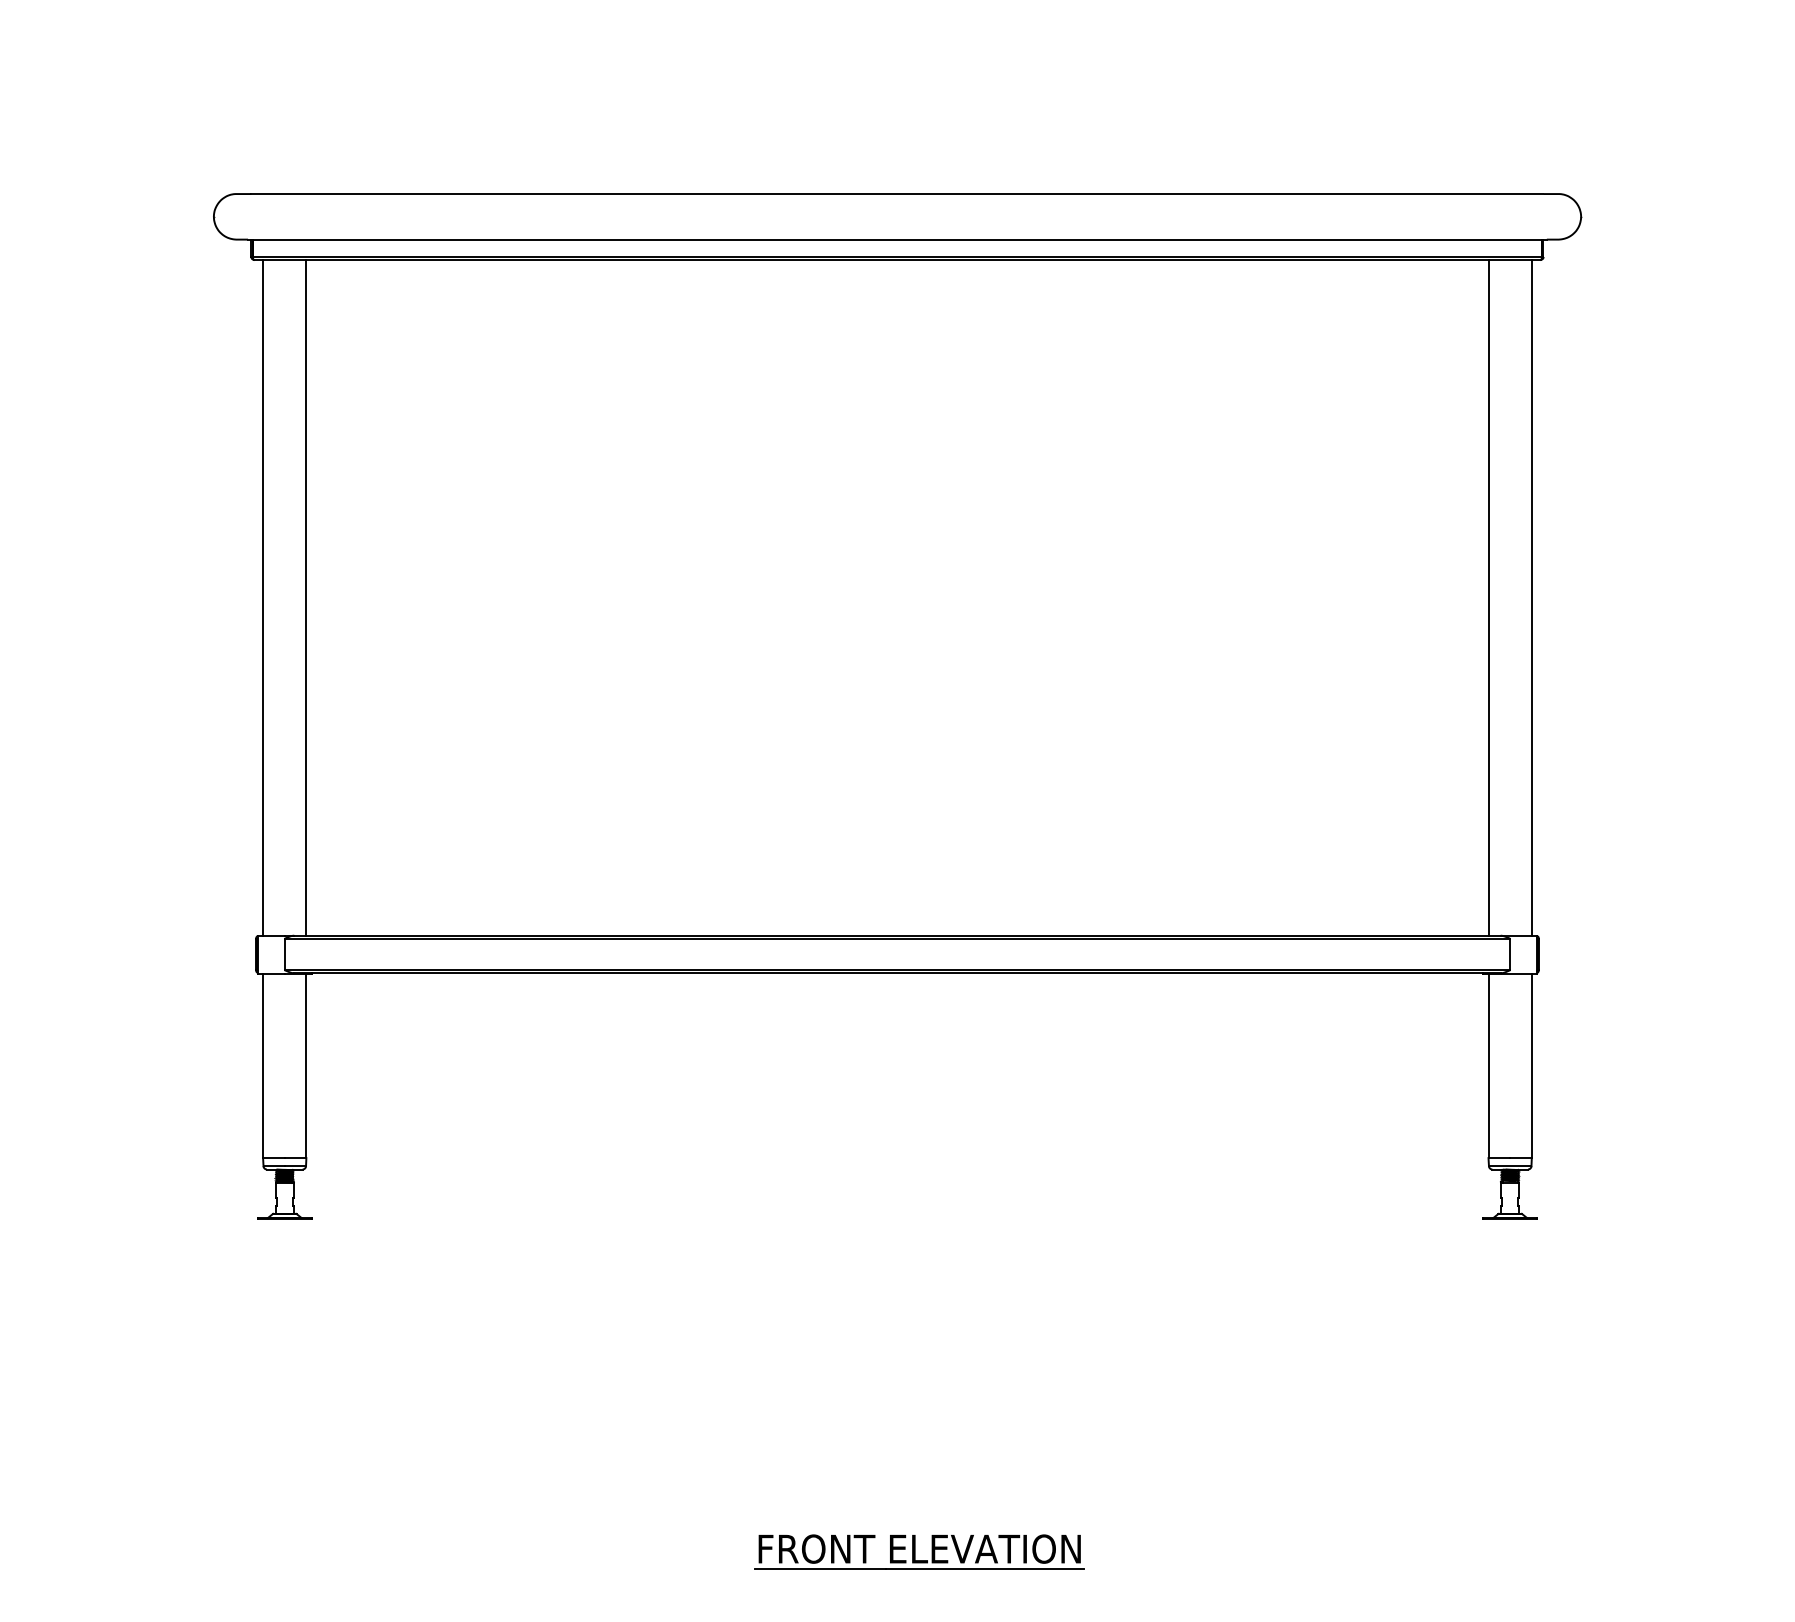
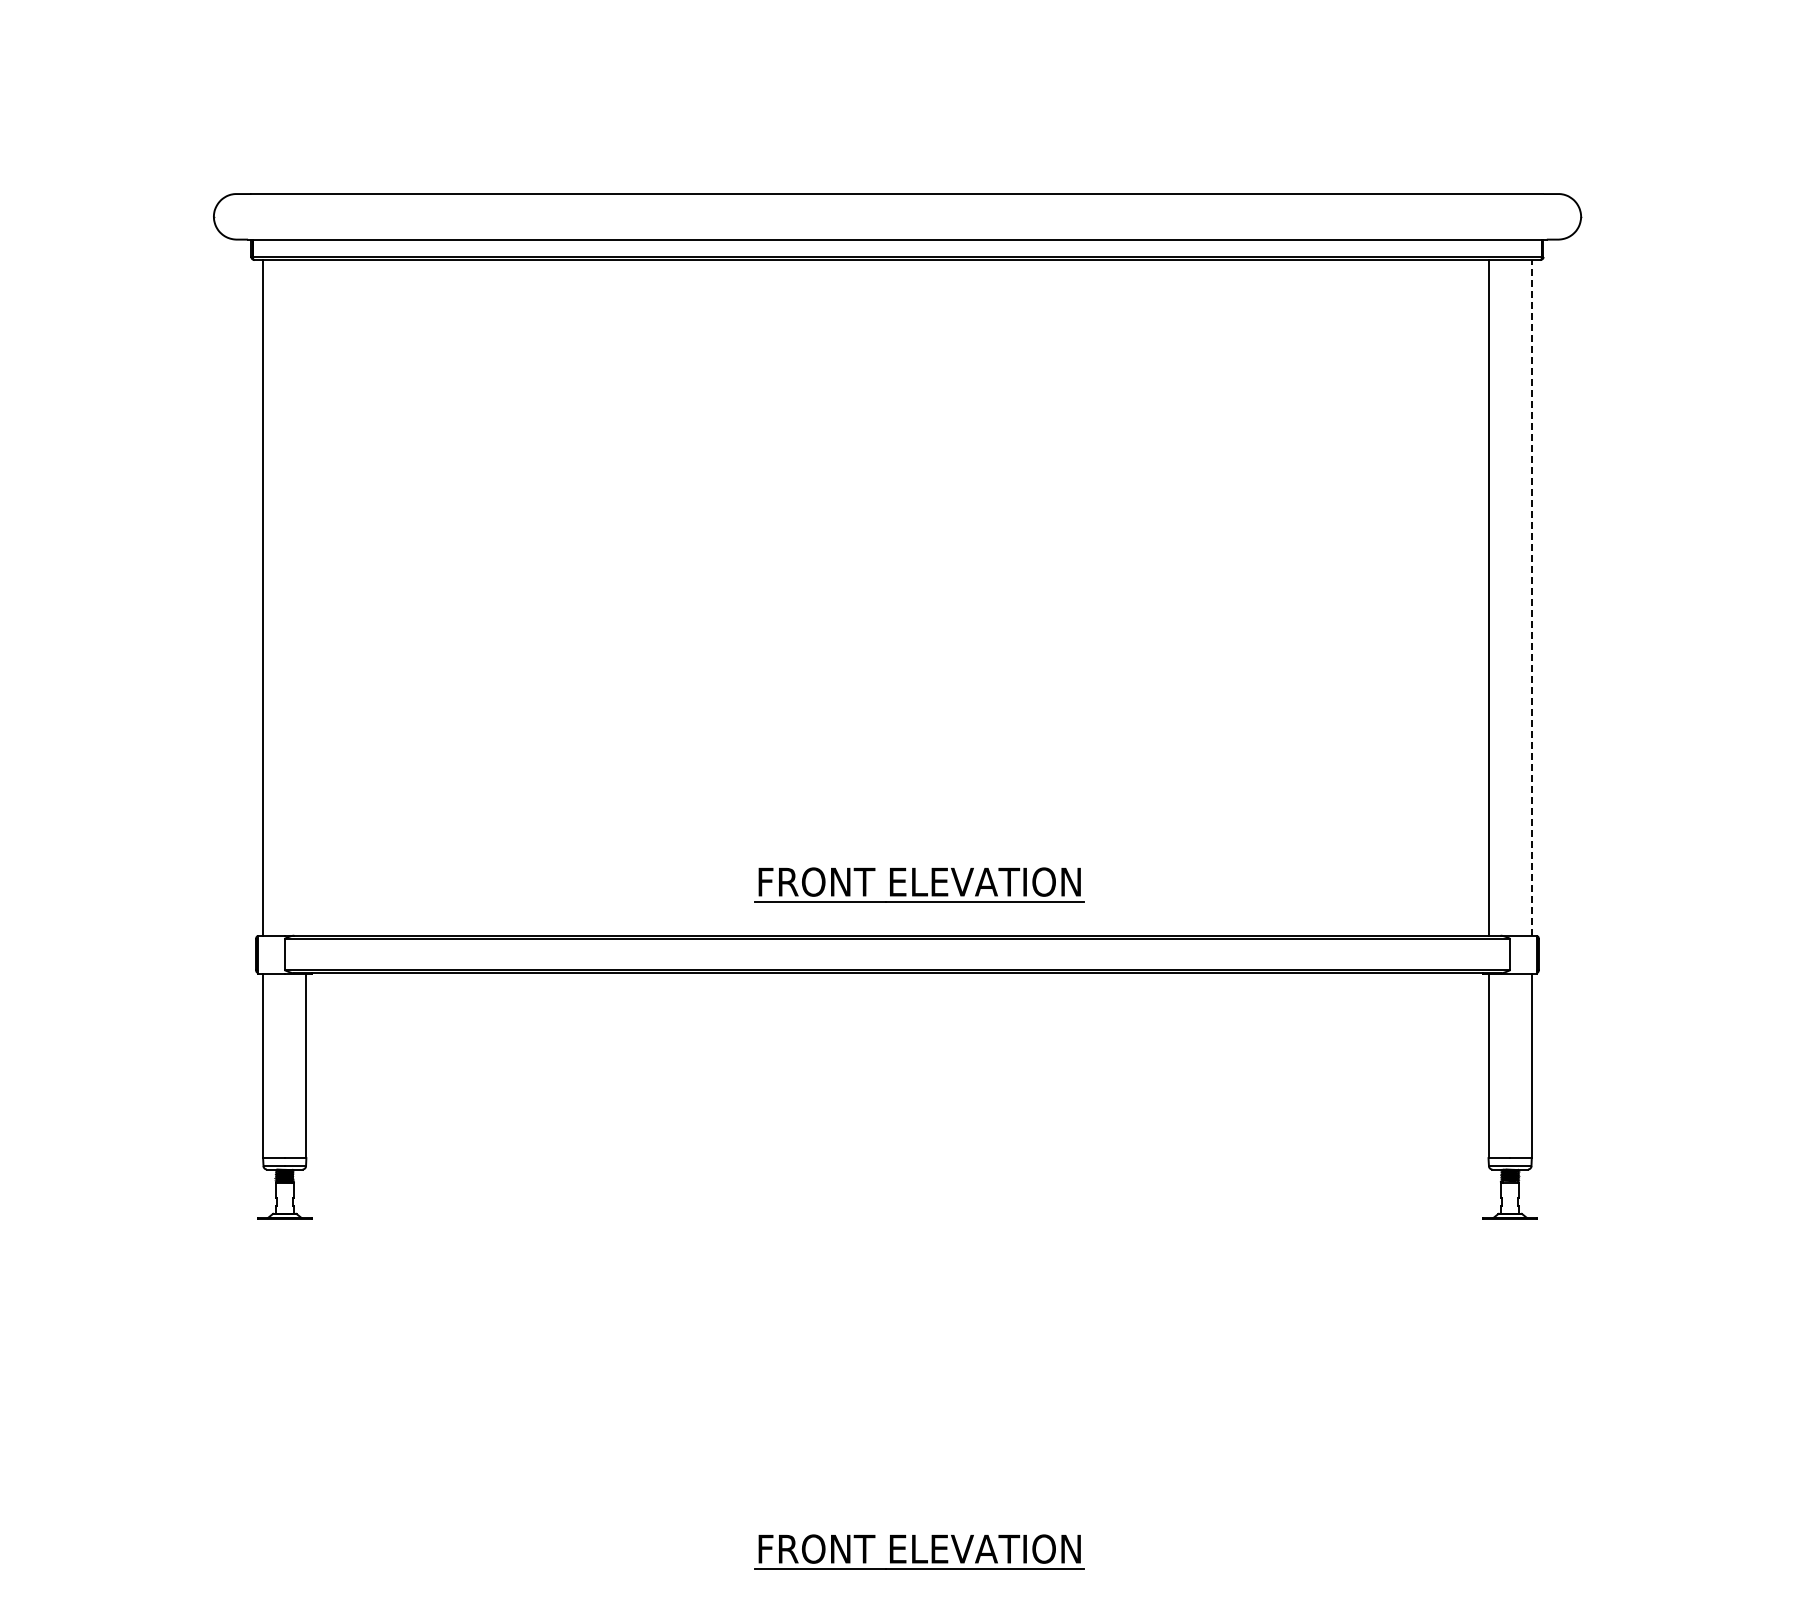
line: present -> none (306, 597)
line: solid -> dashed (1531, 597)
part: none -> present (919, 884)
